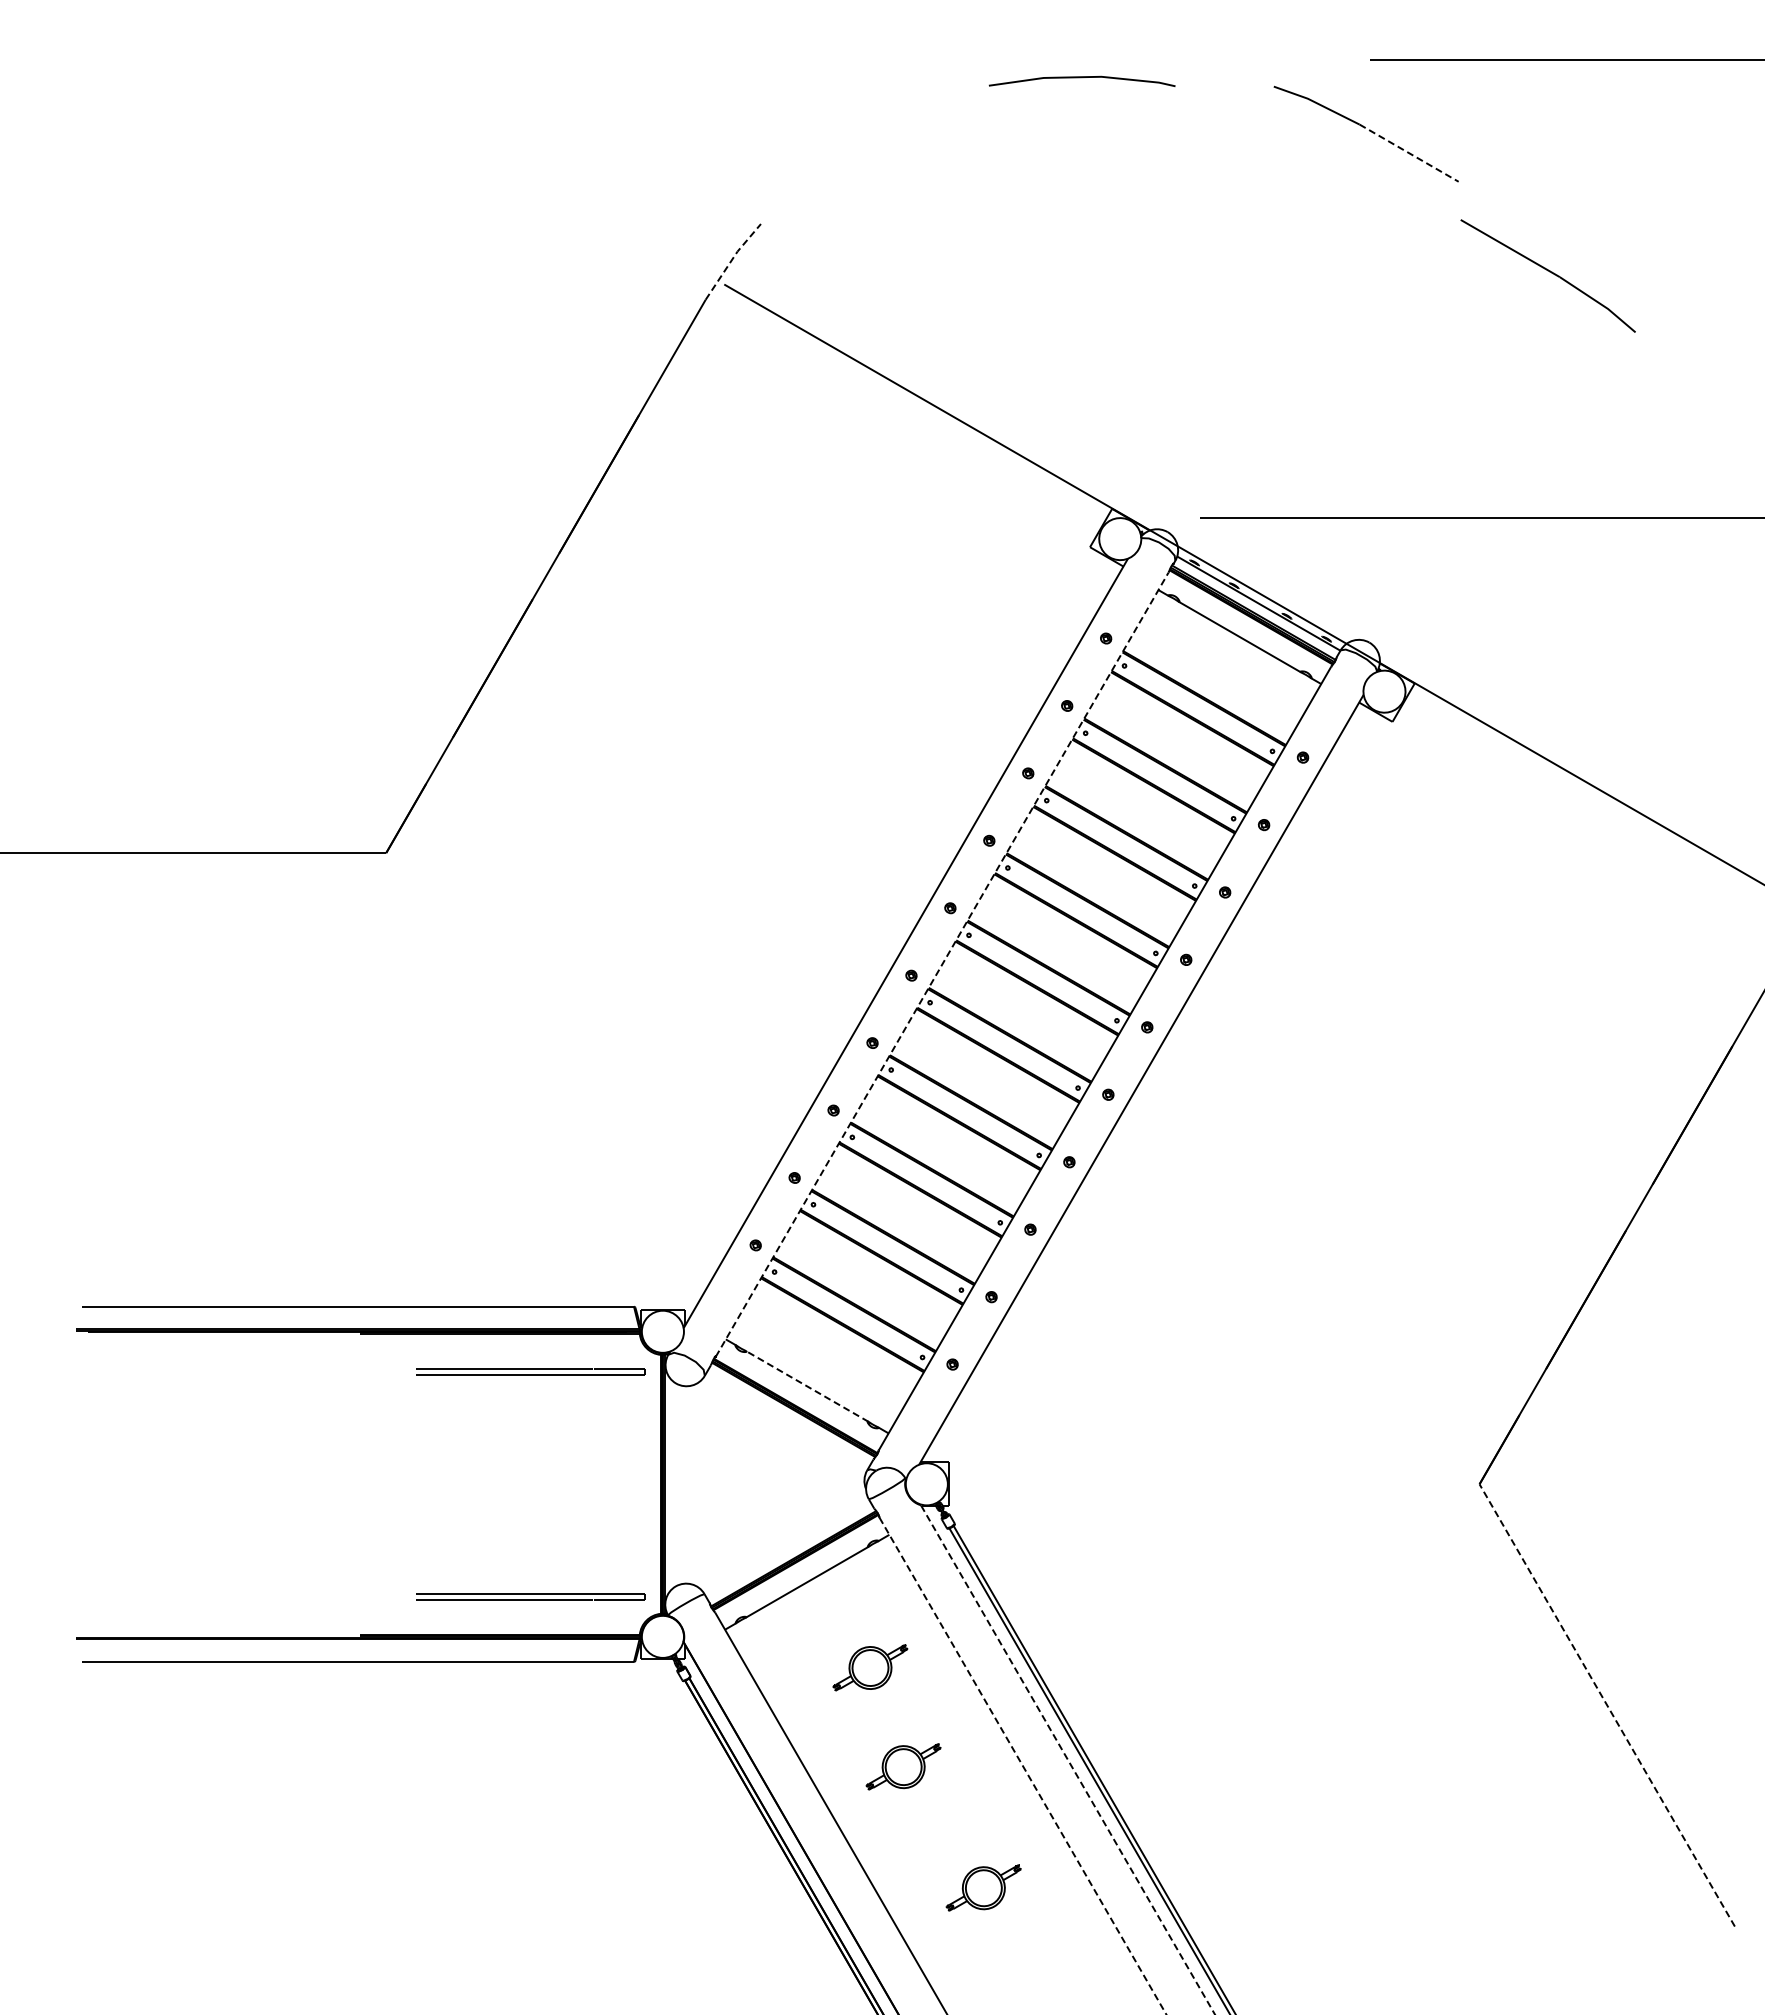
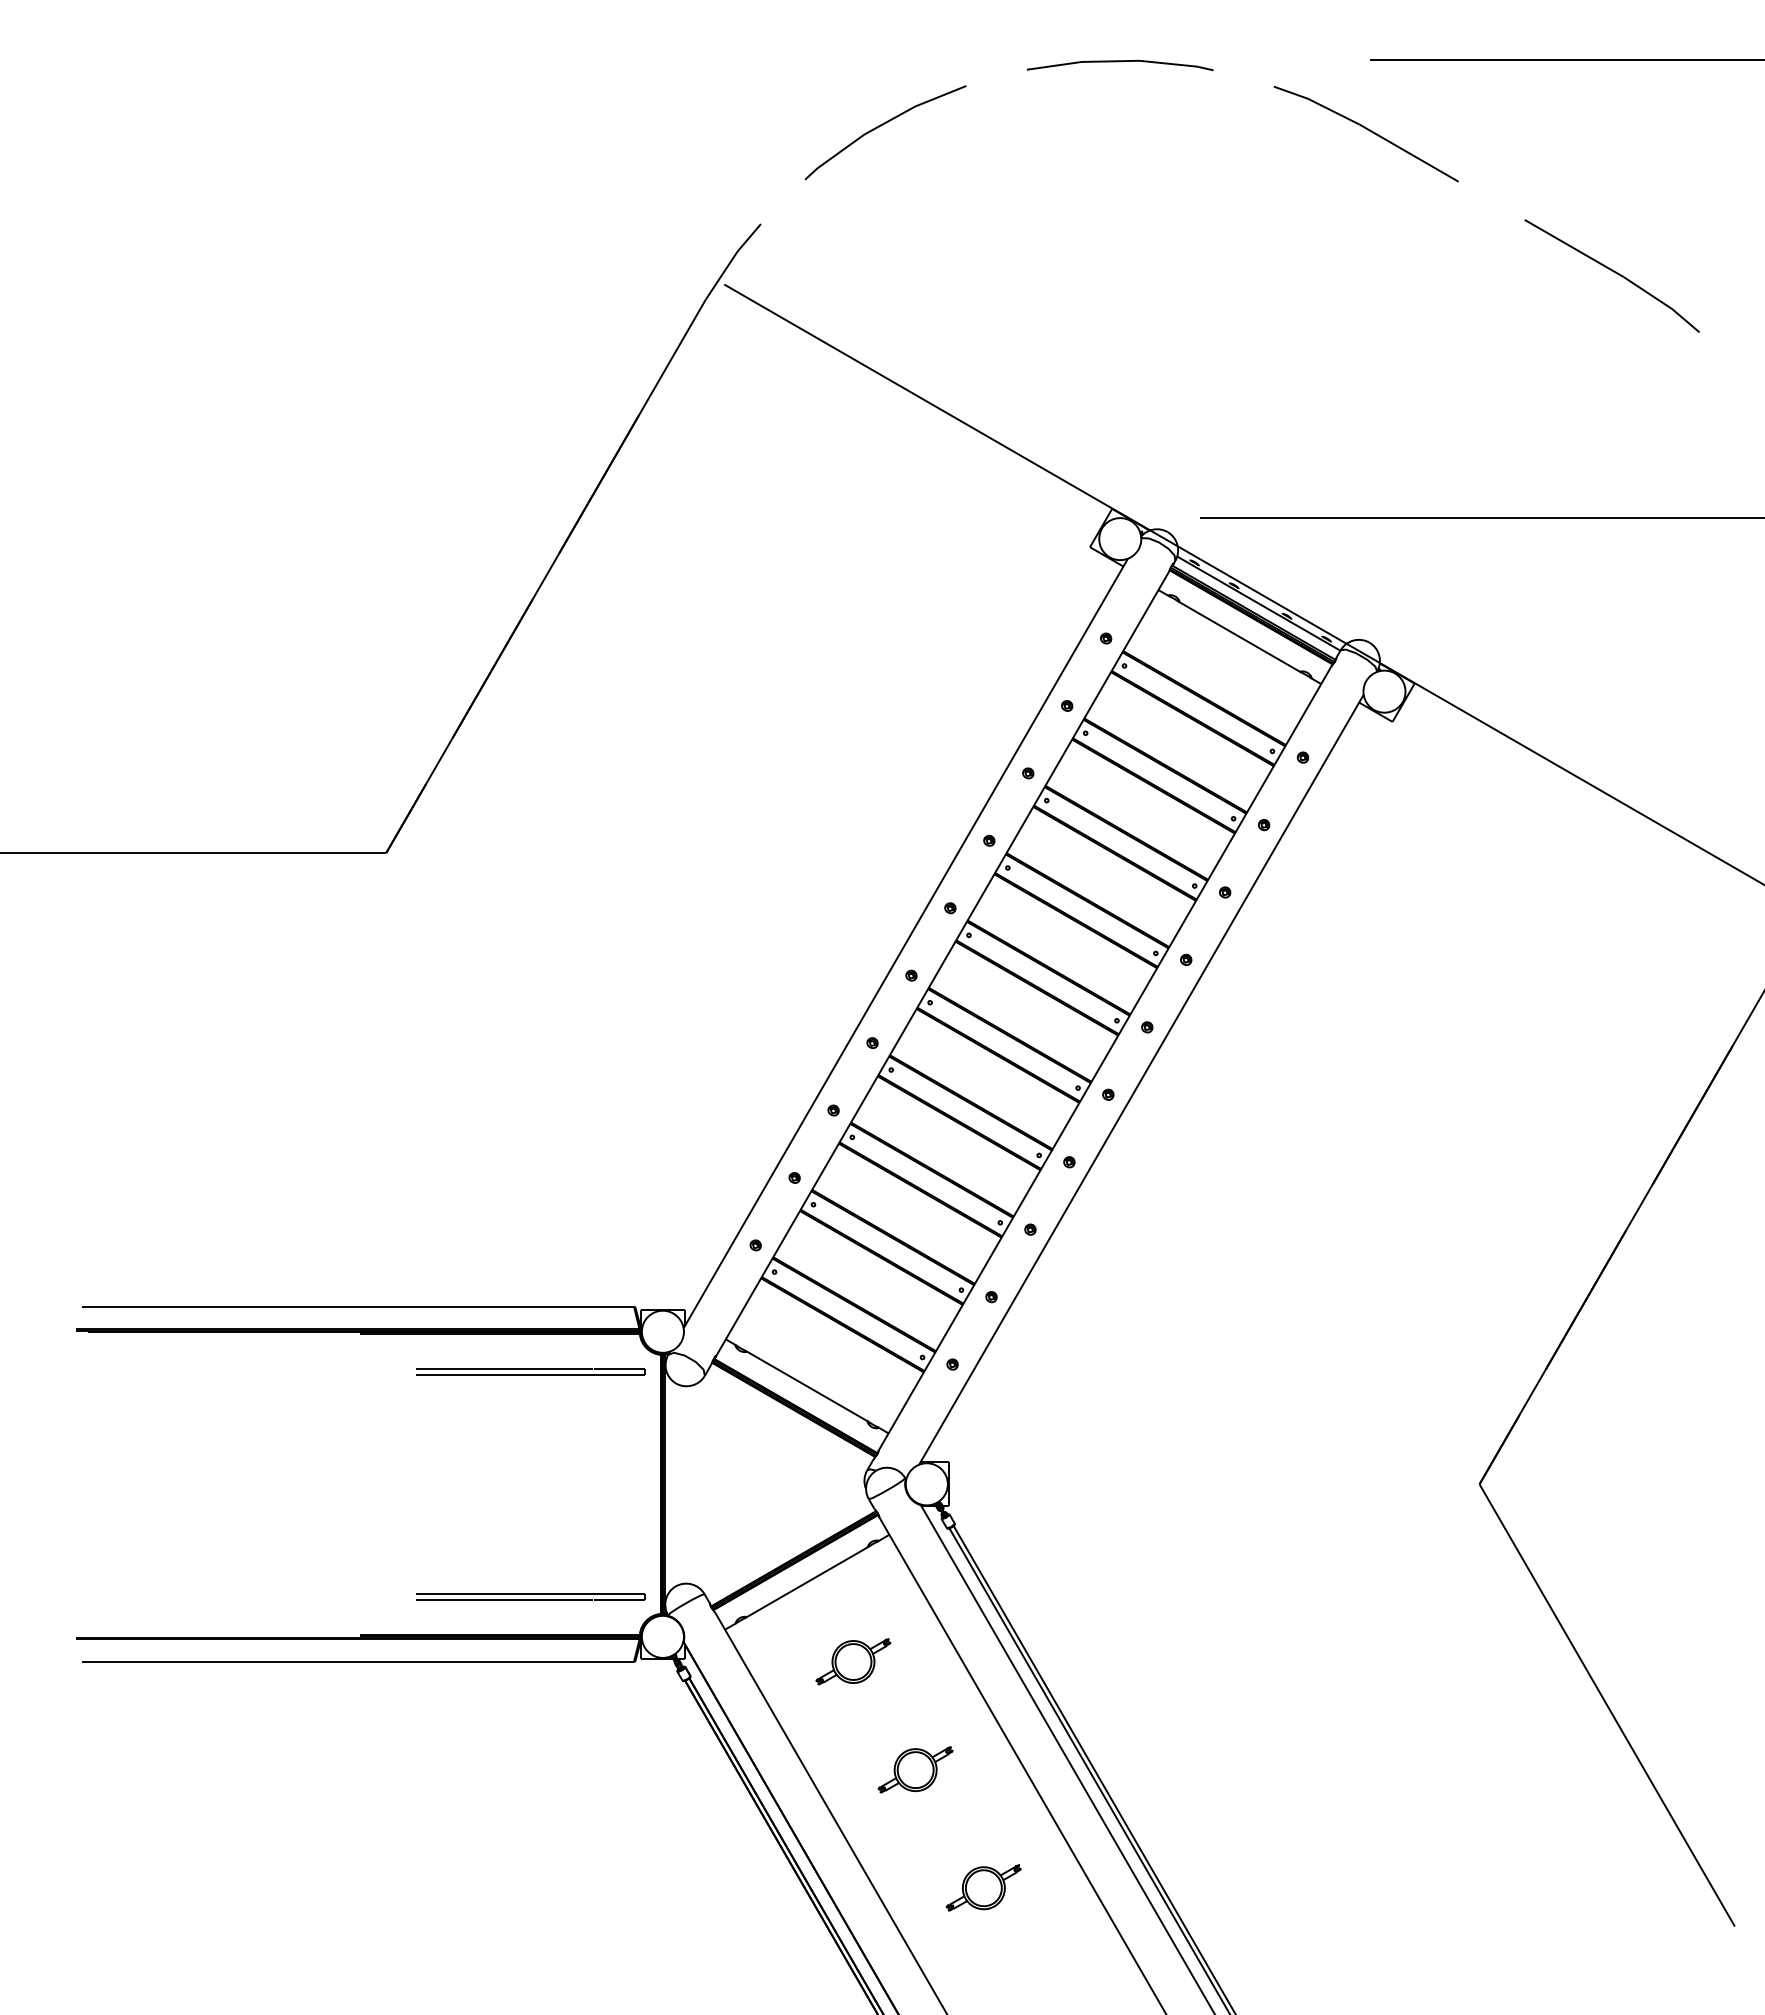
line position: (1081, 78) -> (1119, 62) (1119, 62)
line: none -> present (881, 126)
line: dashed -> solid (1409, 153)
line: dashed -> solid (732, 259)
part position: (1547, 275) -> (1611, 275) (1611, 275)
line: dashed -> solid (942, 964)
line: dashed -> solid (807, 1386)
part position: (870, 1667) -> (853, 1661) (853, 1661)
line: dashed -> solid (1606, 1705)
line: dashed -> solid (1067, 1759)
part position: (903, 1766) -> (915, 1769) (915, 1769)
line: dashed -> solid (1022, 1766)
